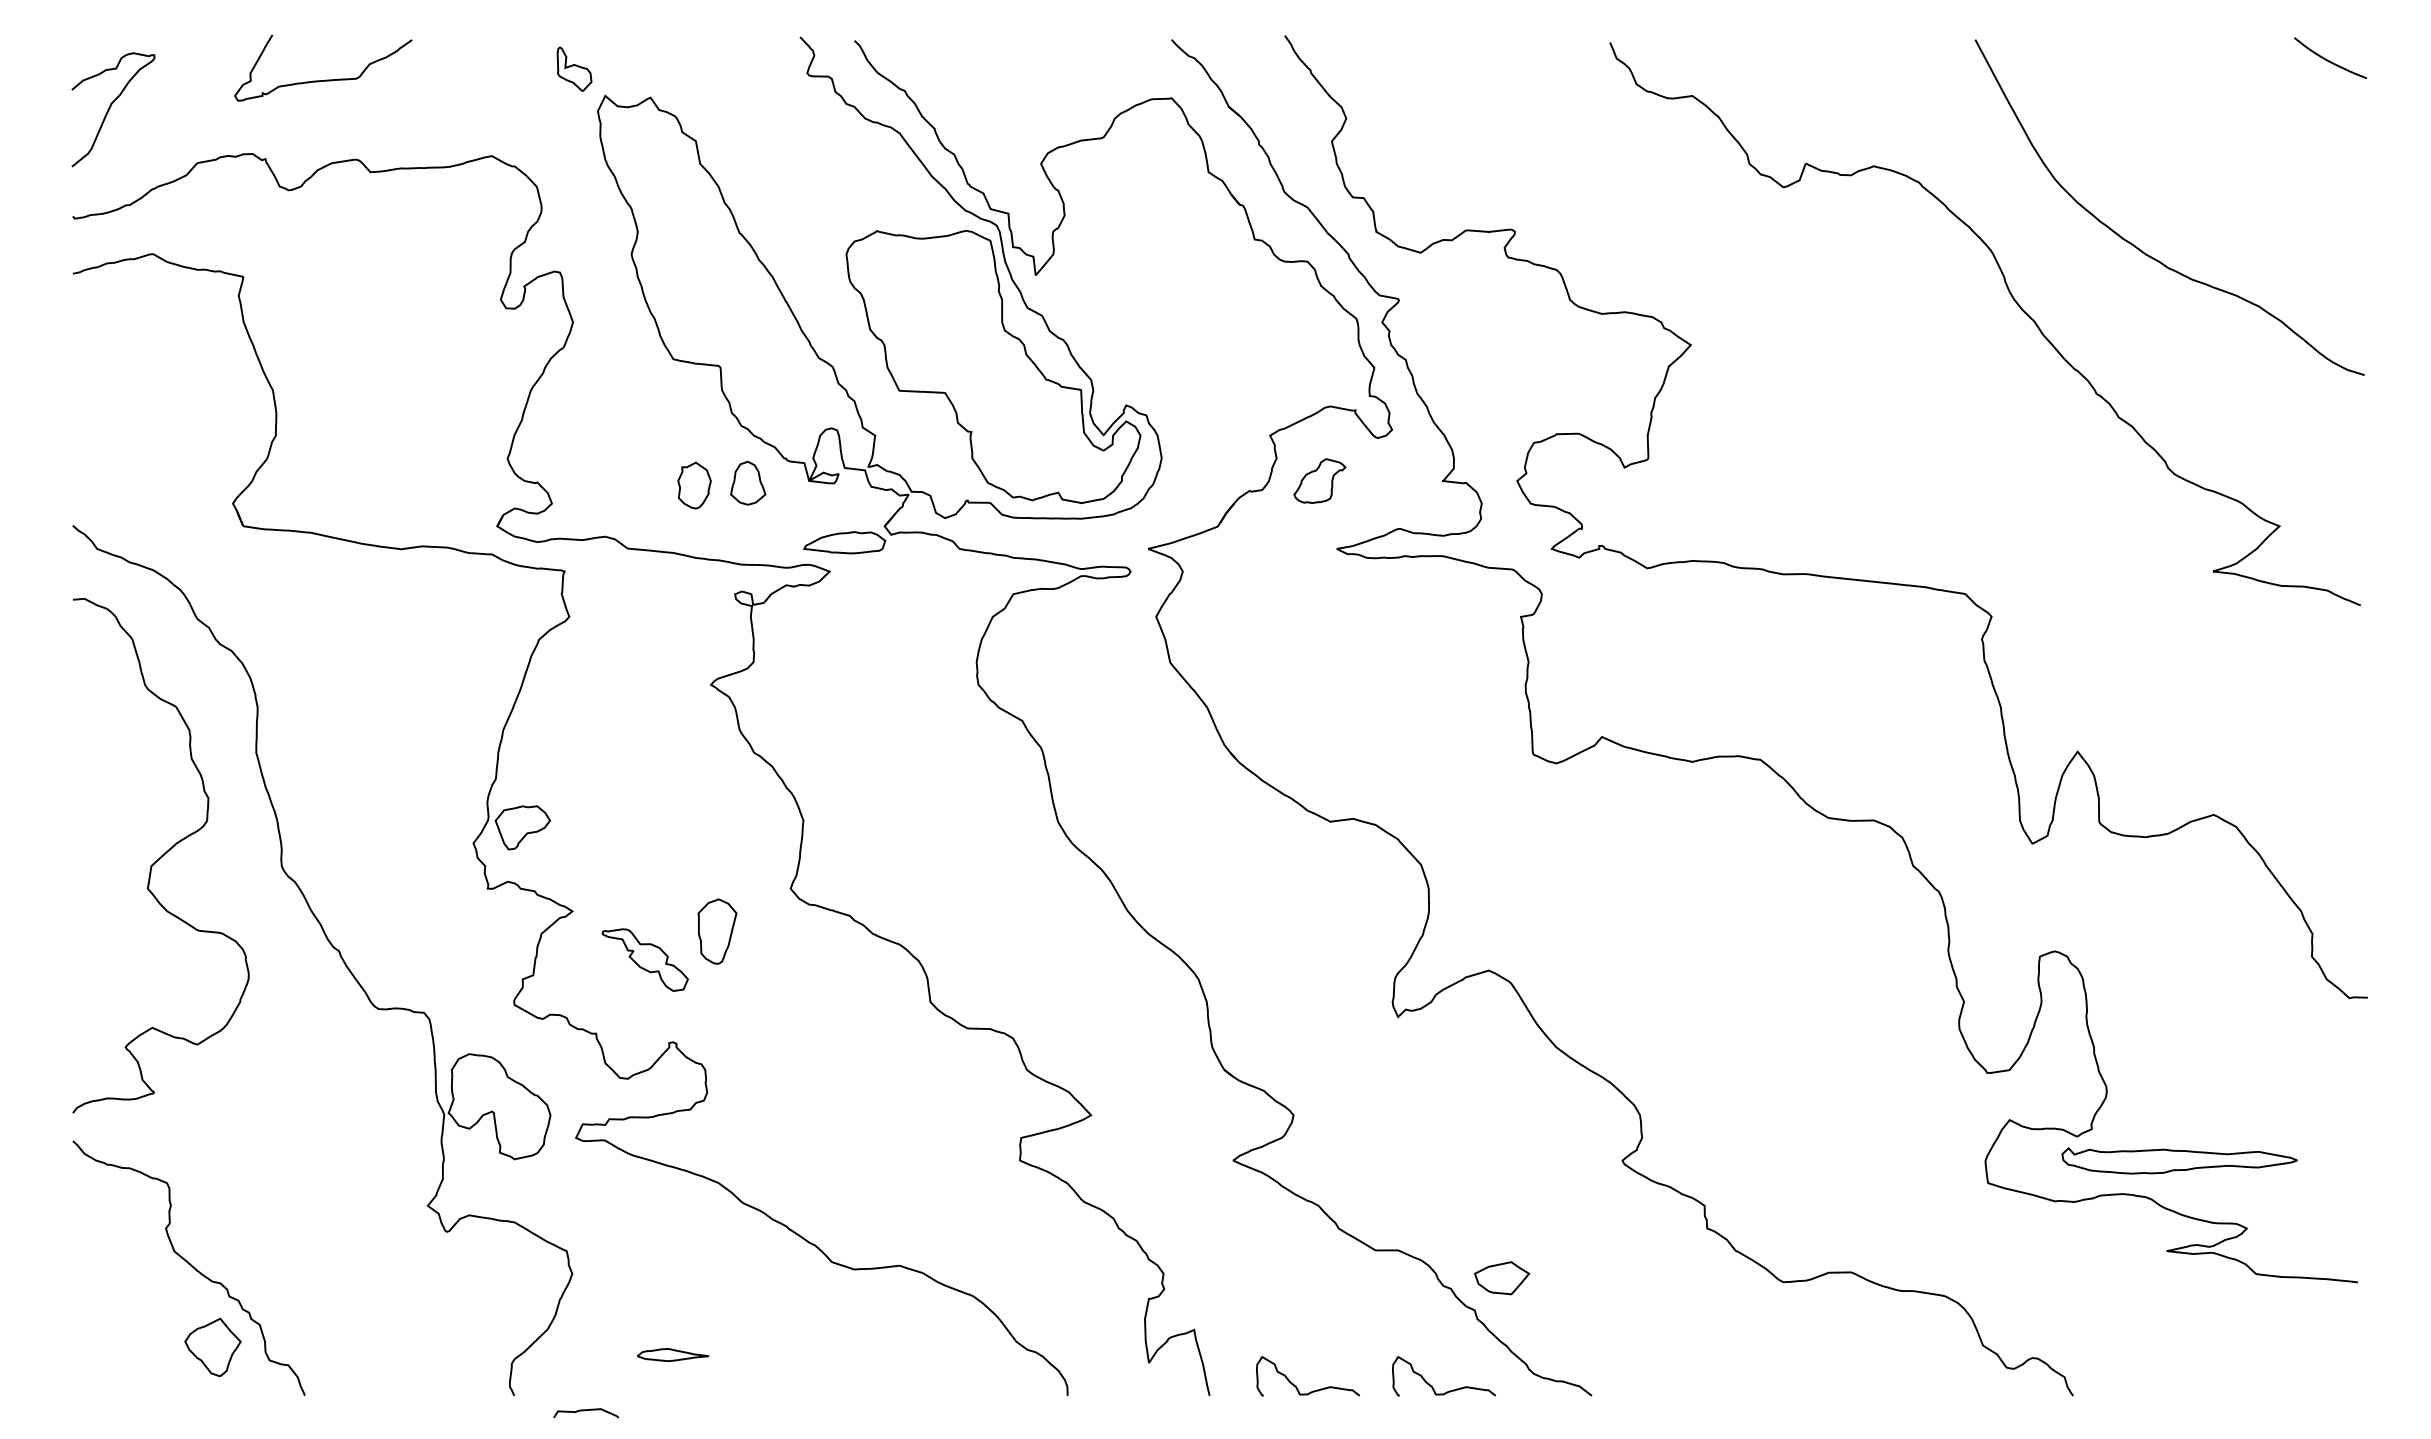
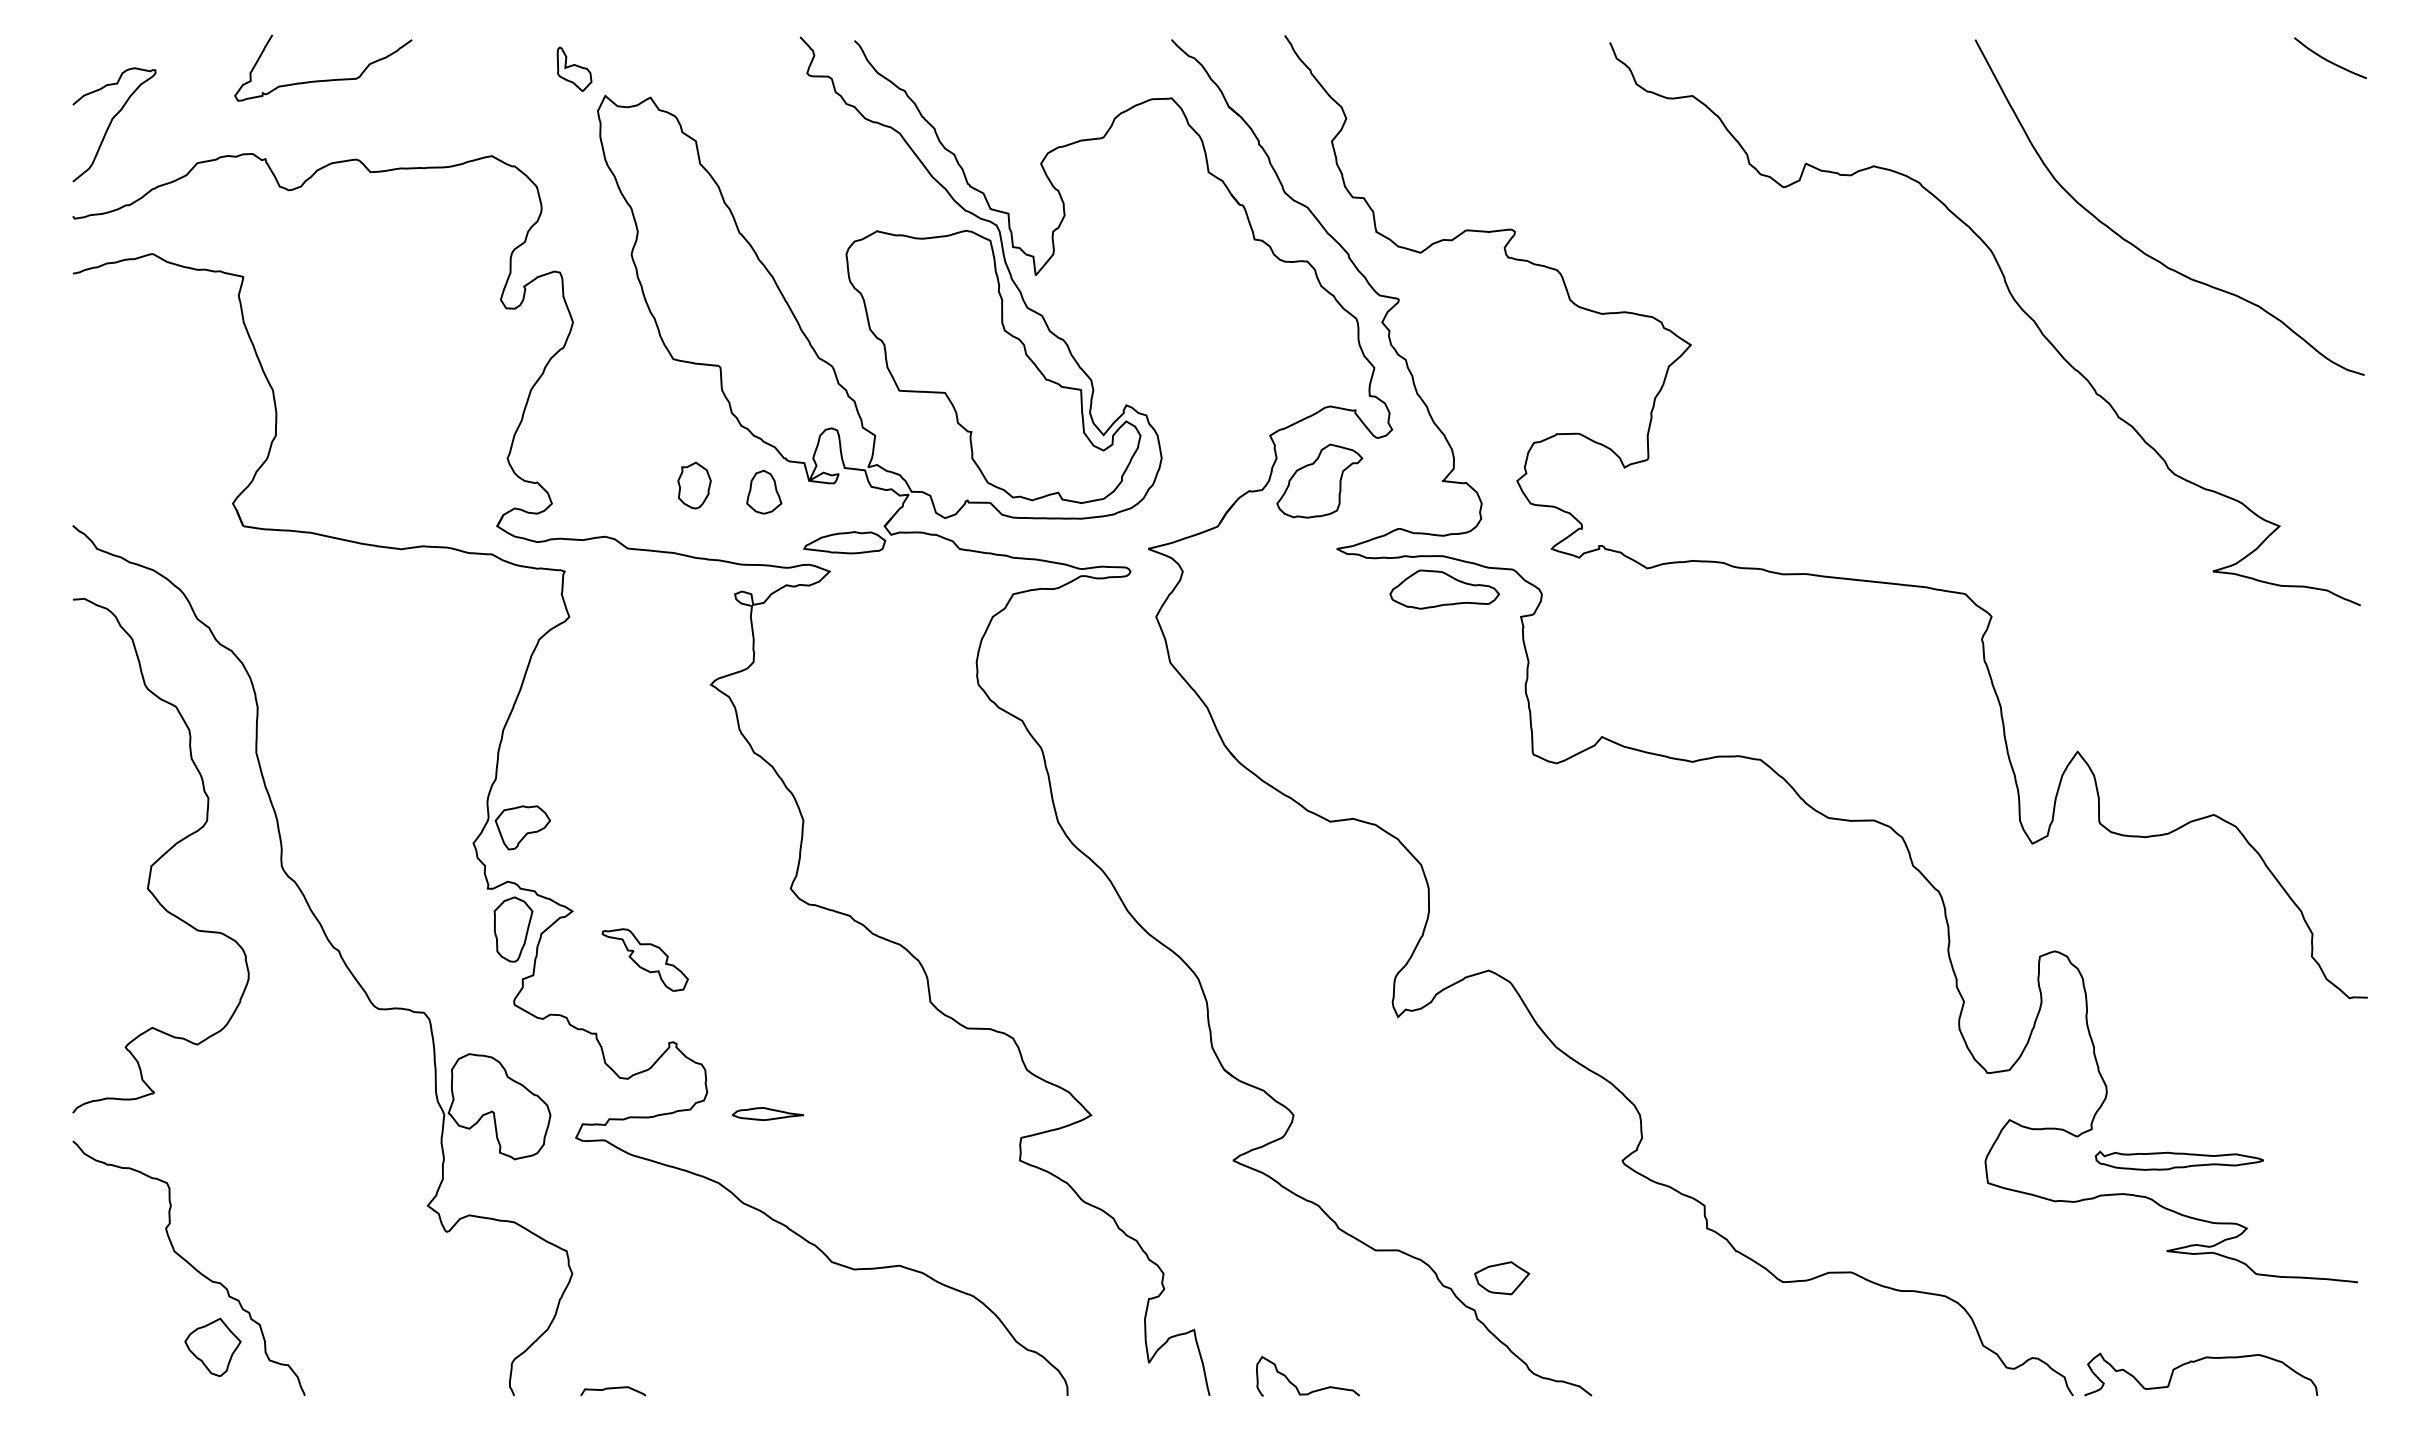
curve position: (110, 108) -> (111, 123) (111, 123)
part size: 54x46 px -> 88x76 px (1319, 480)
part position: (748, 482) -> (764, 491) (764, 491)
part: none -> present (1444, 589)
part position: (717, 931) -> (513, 929) (513, 929)
part size: 237x28 px -> 169x21 px (2179, 1160)
part position: (673, 1354) -> (768, 1113) (768, 1113)
curve: none -> present (2198, 1361)
curve: present -> none (1432, 1386)
curve position: (585, 1411) -> (612, 1389) (612, 1389)
